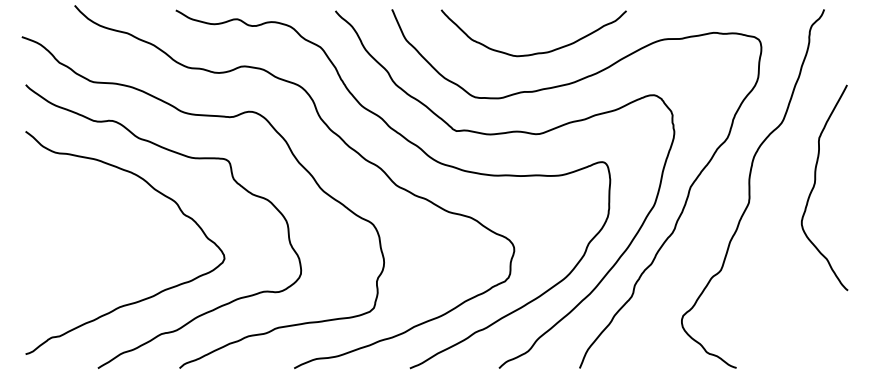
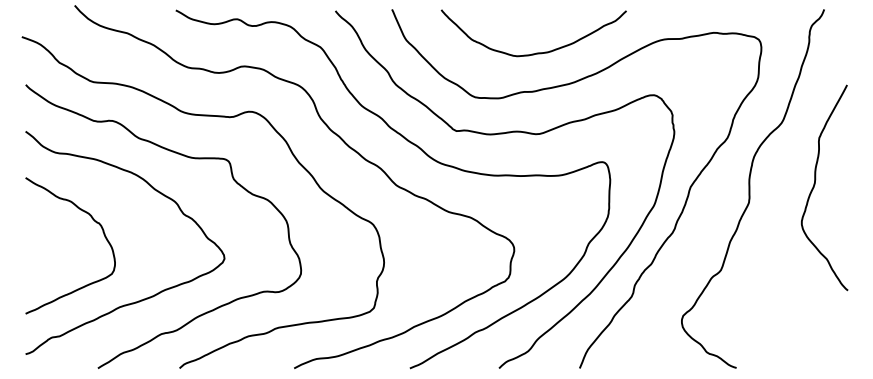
curve: none -> present (94, 221)
